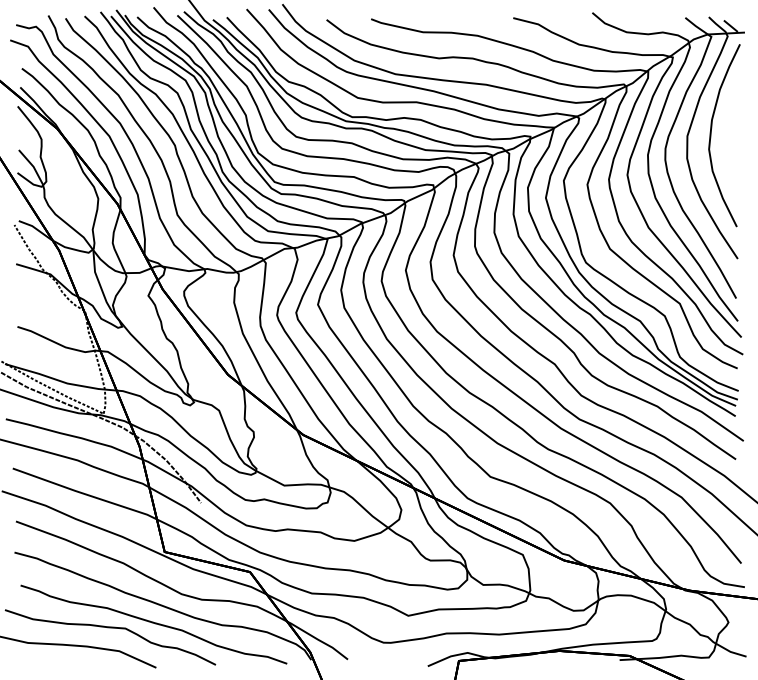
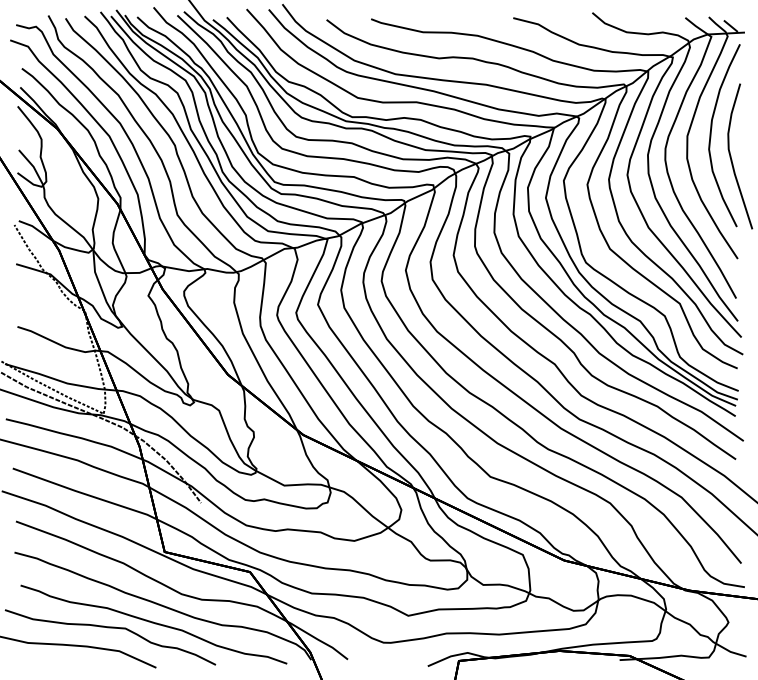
curve: none -> present (732, 159)
